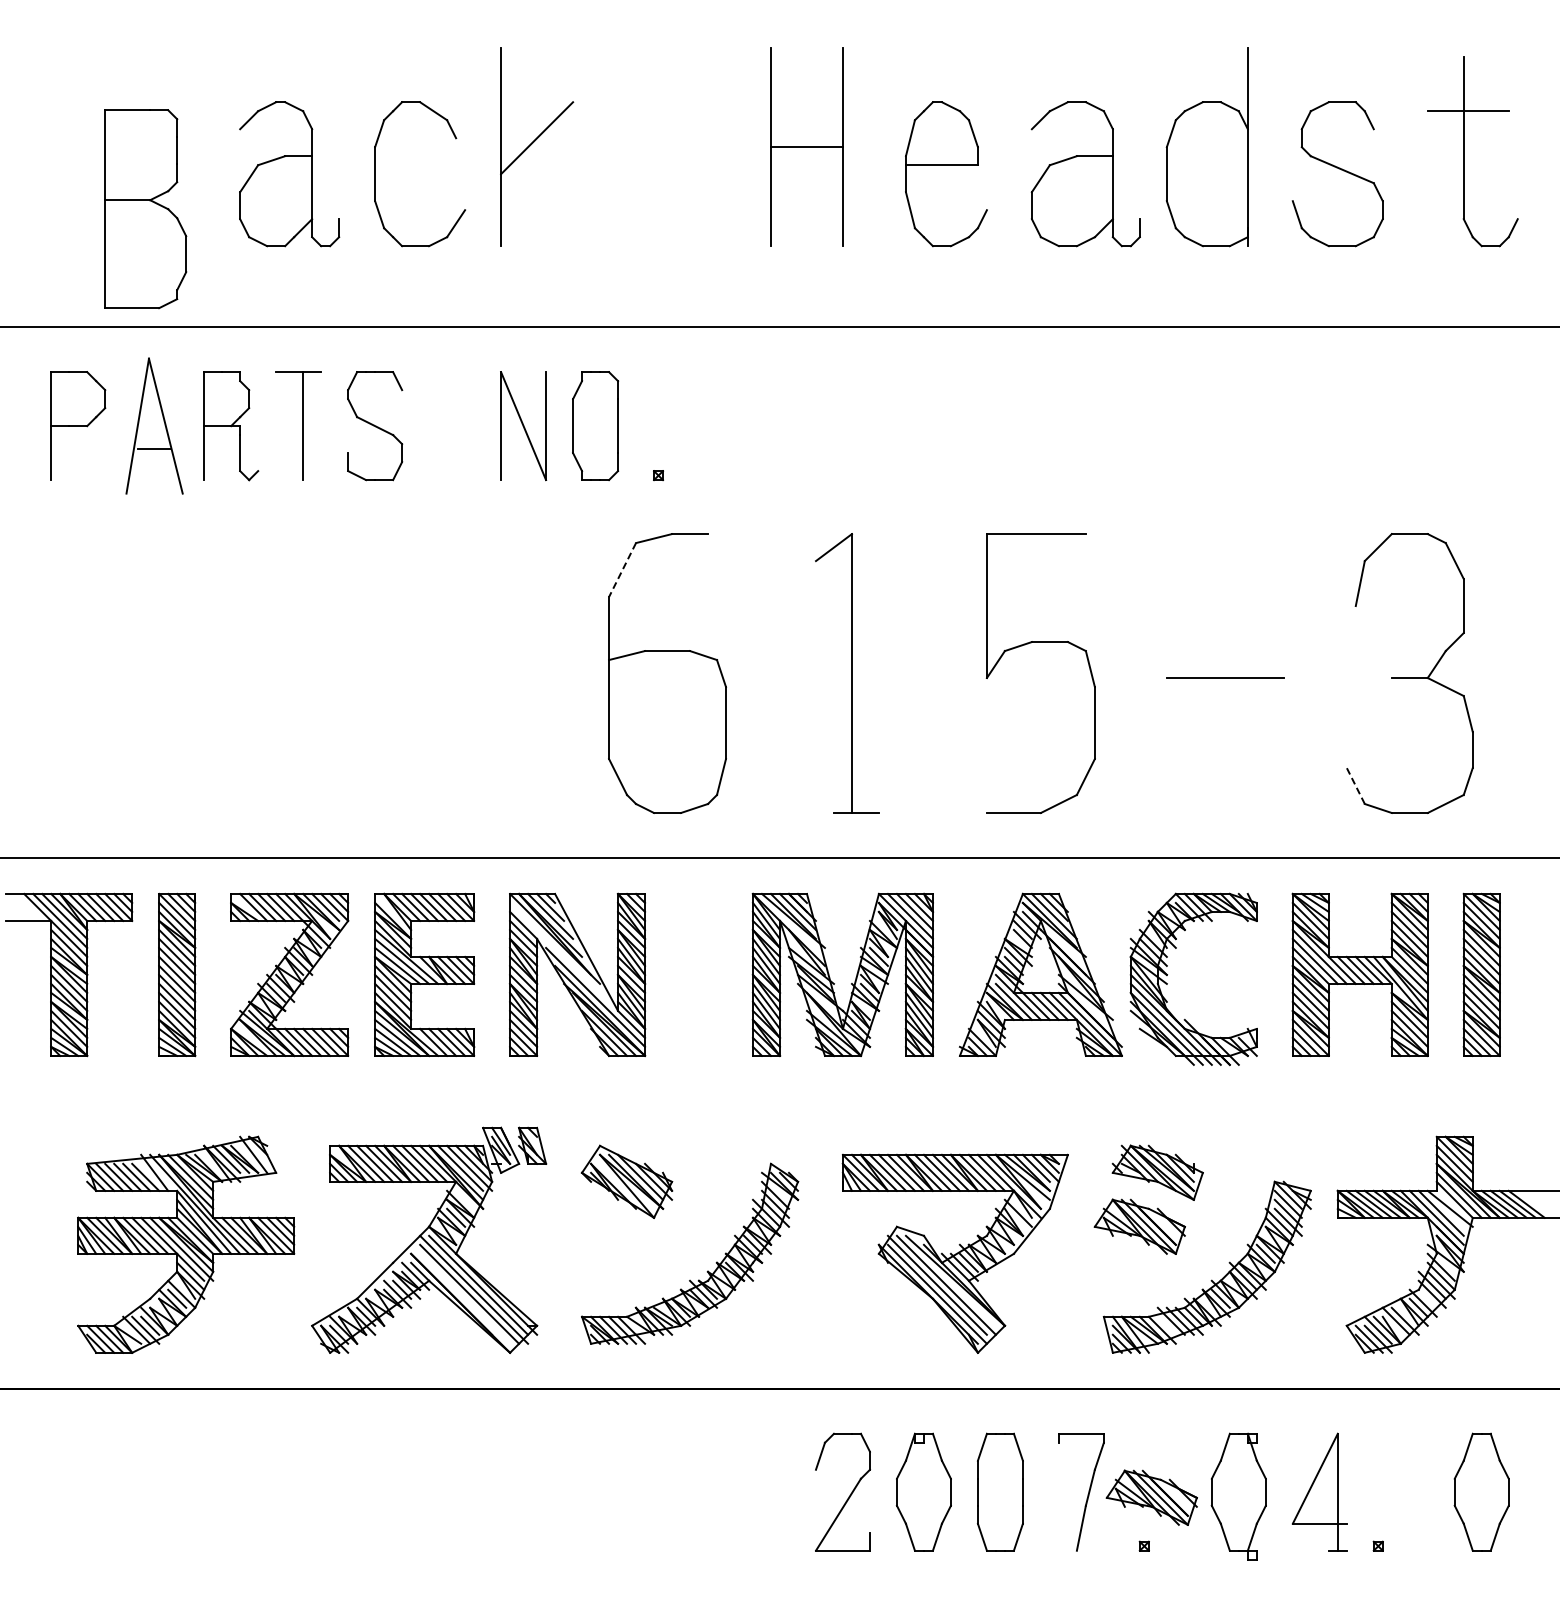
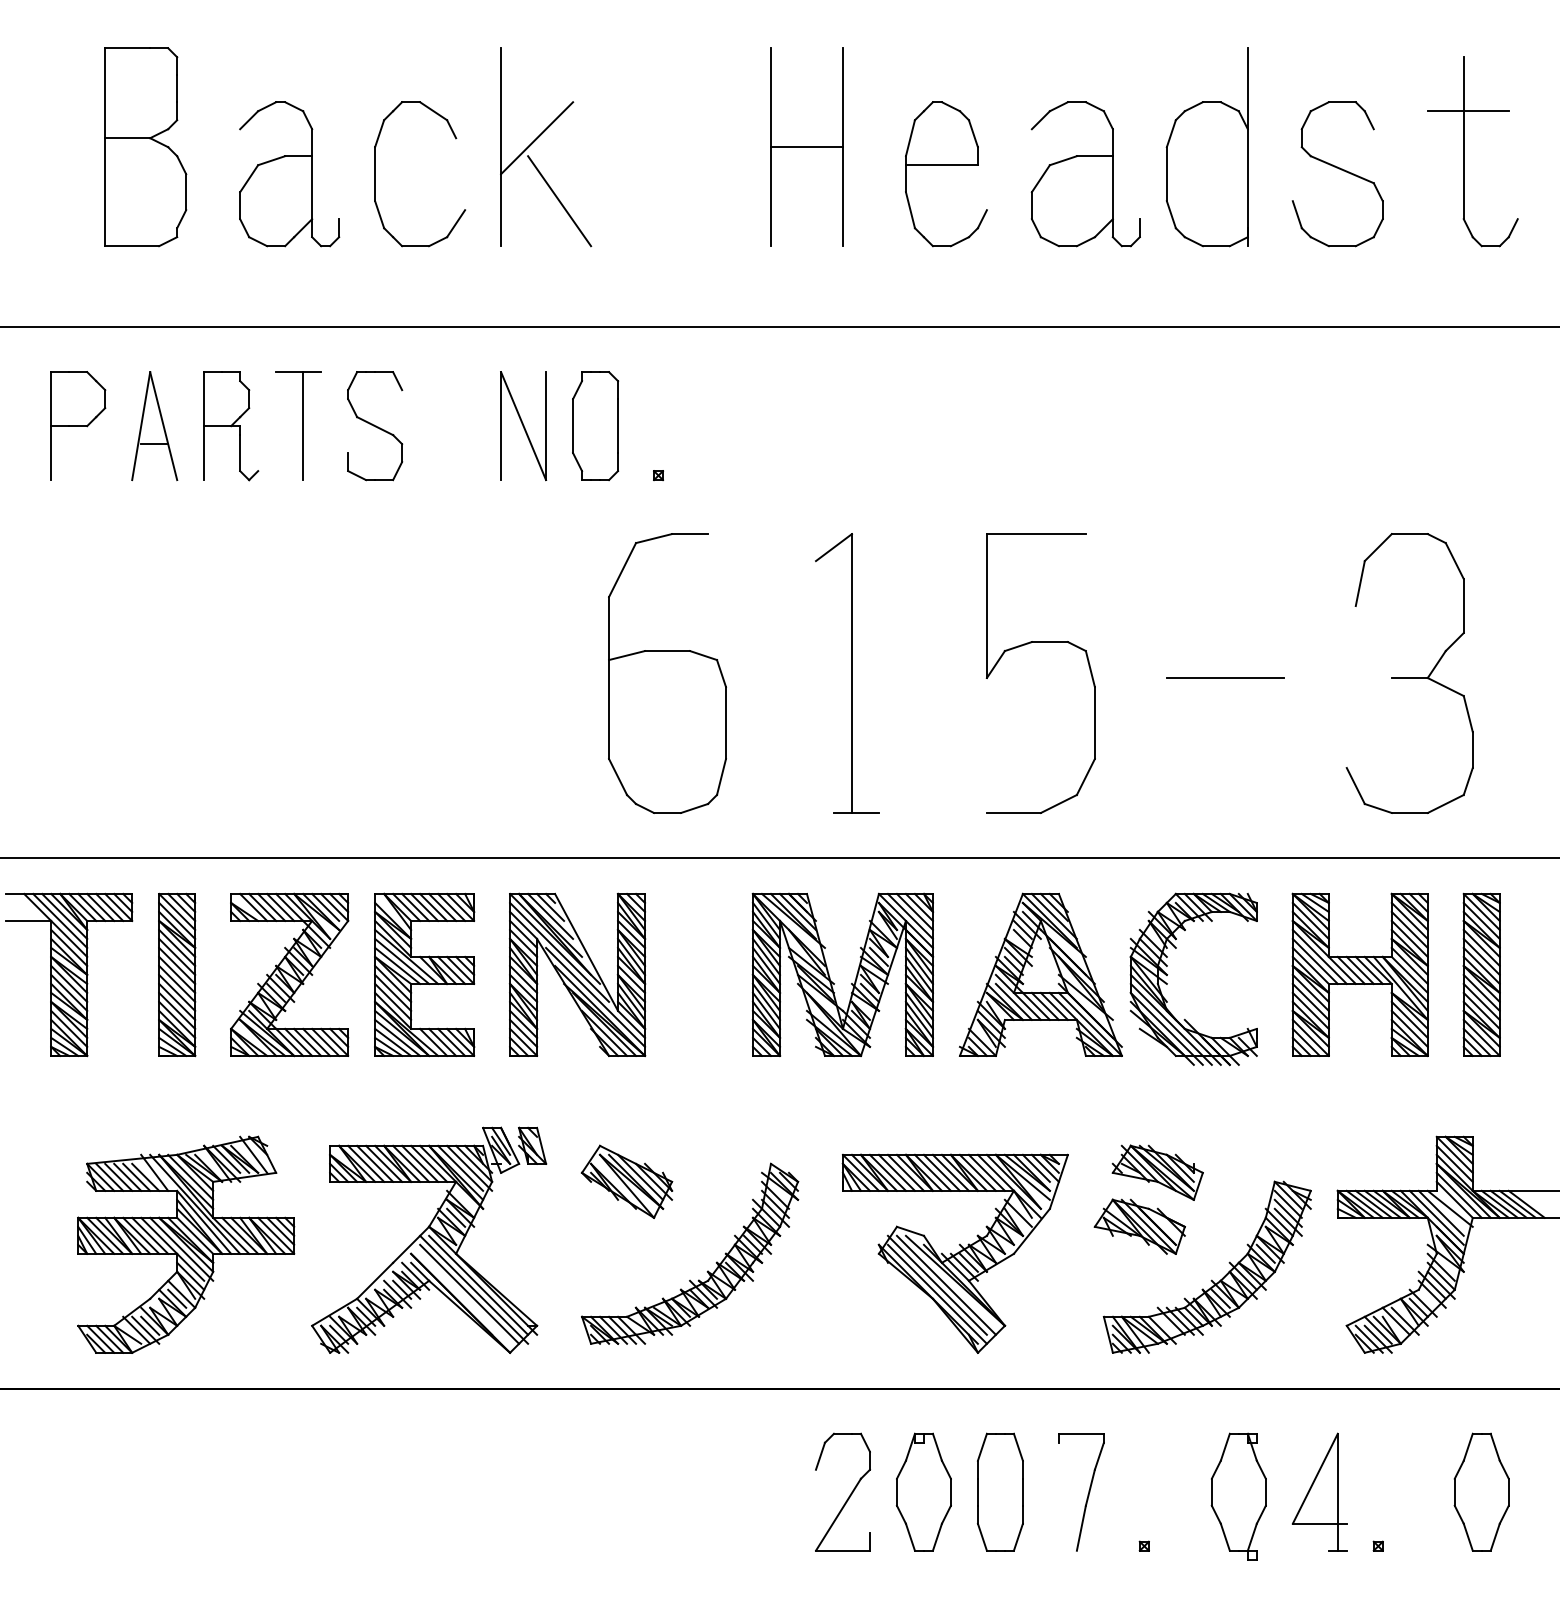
line: none -> present (559, 201)
part position: (145, 209) -> (145, 147) (145, 147)
part size: 59x138 px -> 48x110 px (154, 425)
line: dashed -> solid (622, 570)
line: dashed -> solid (1355, 785)
line: none -> present (559, 951)
part: present -> none (1151, 1497)
